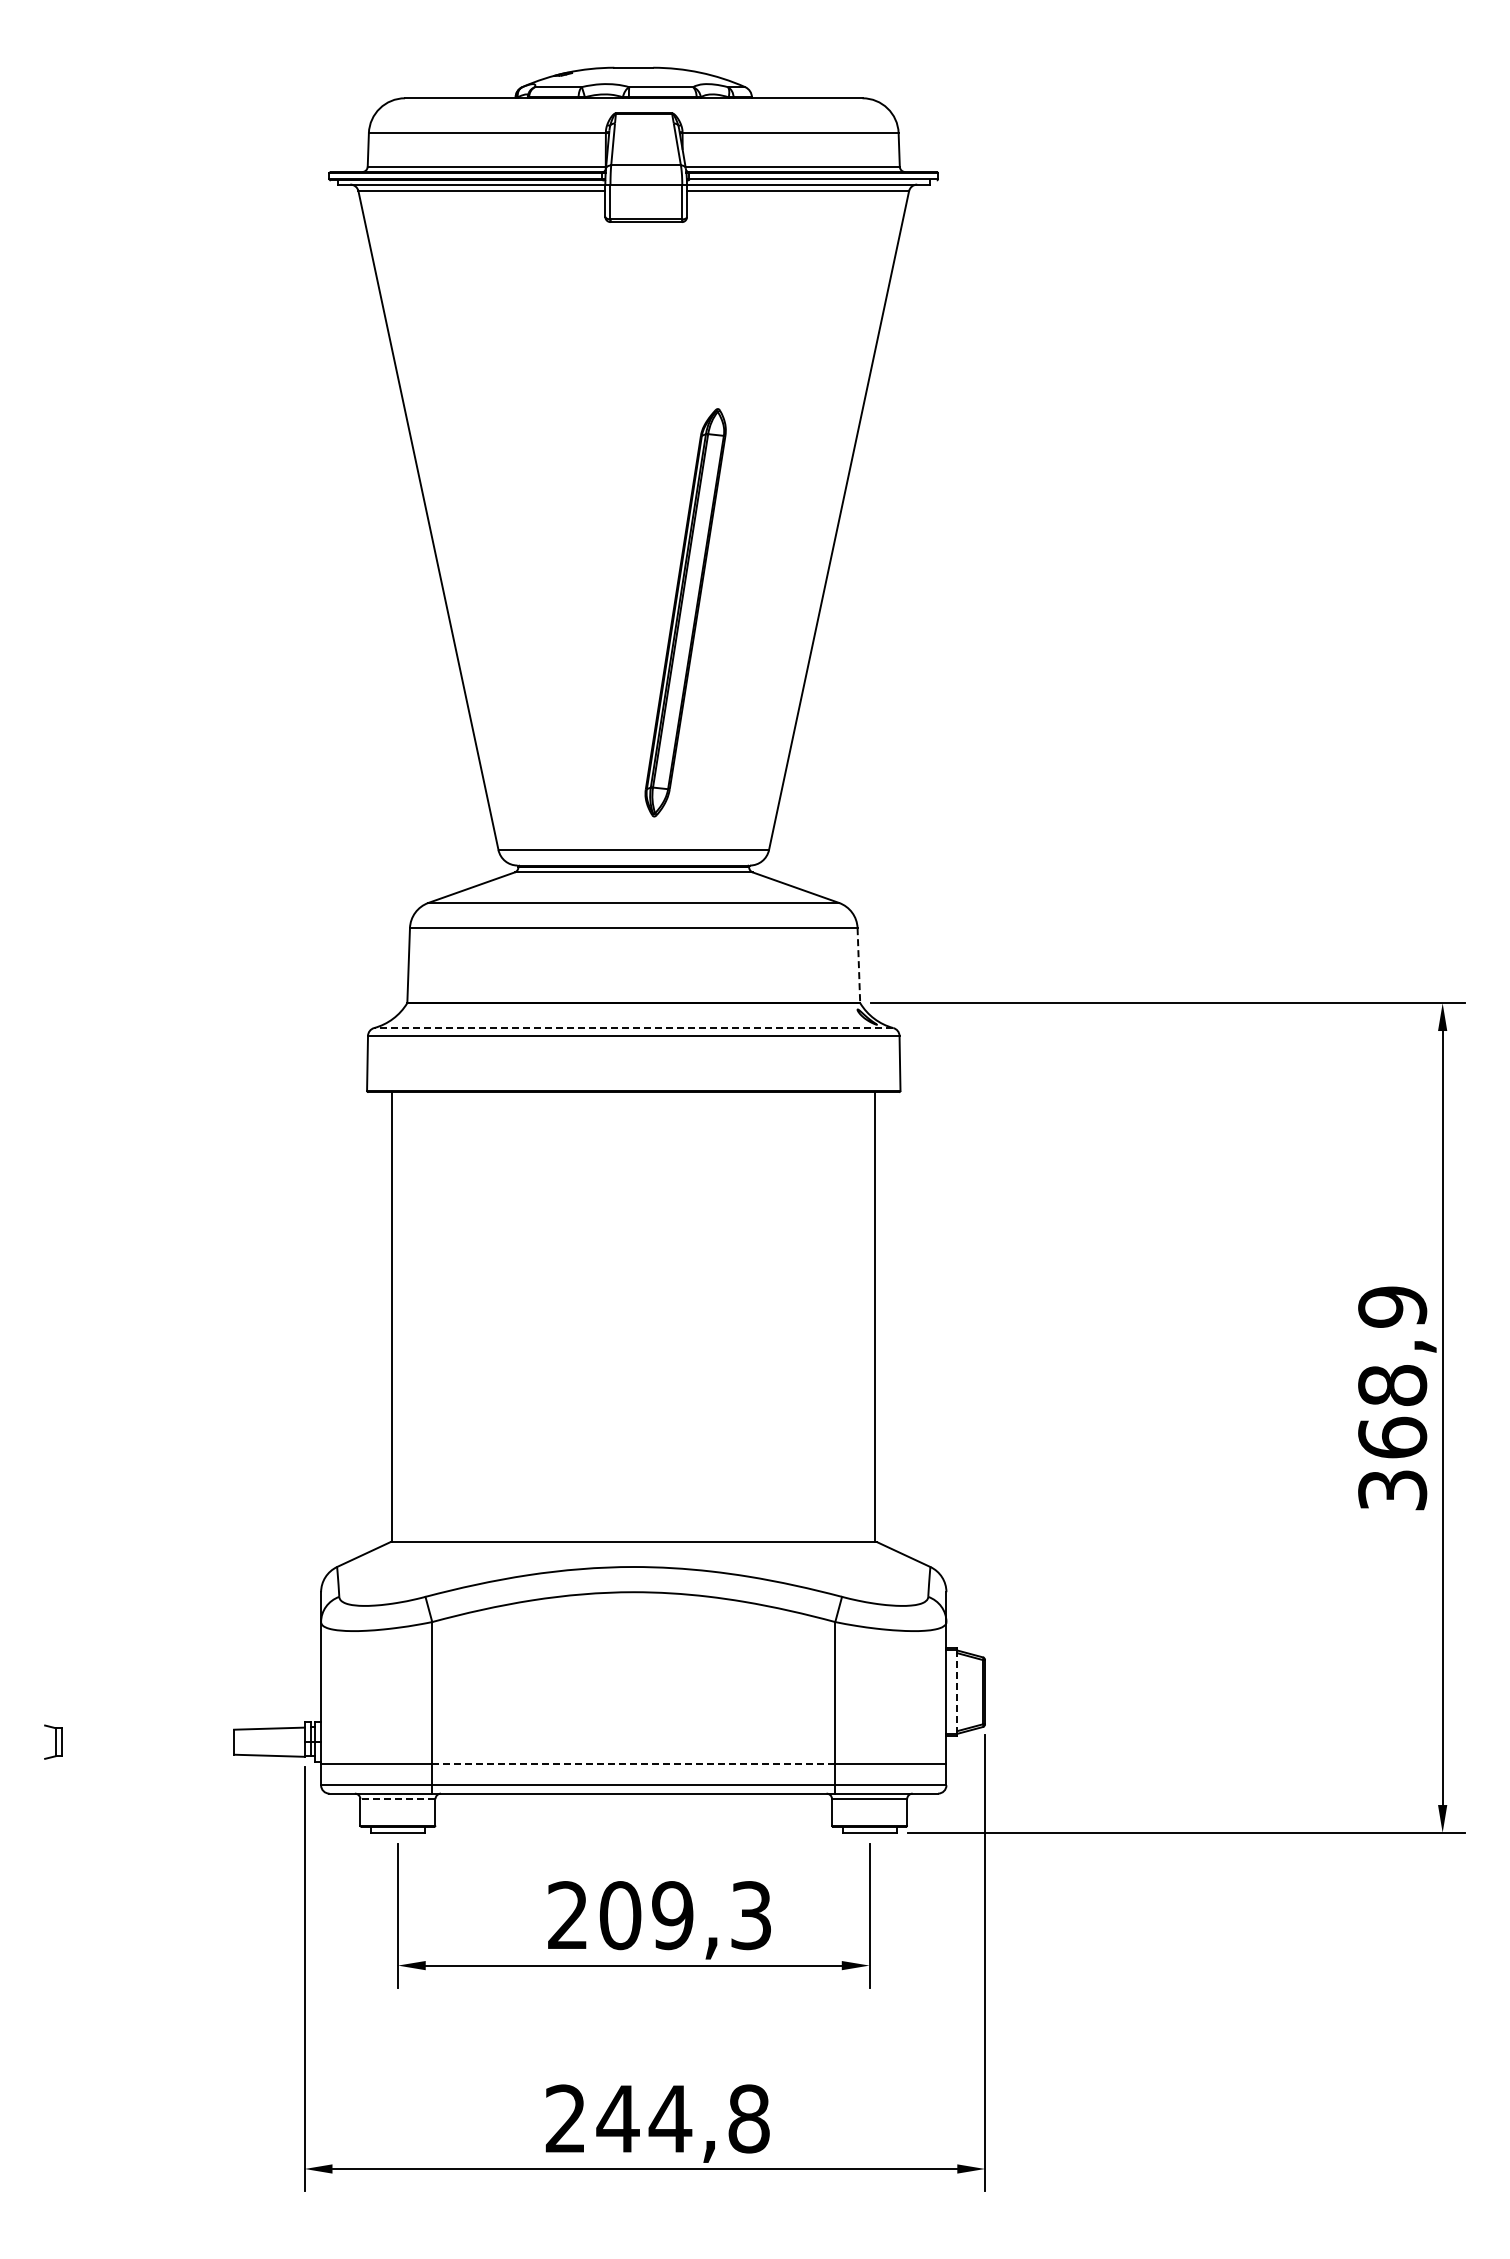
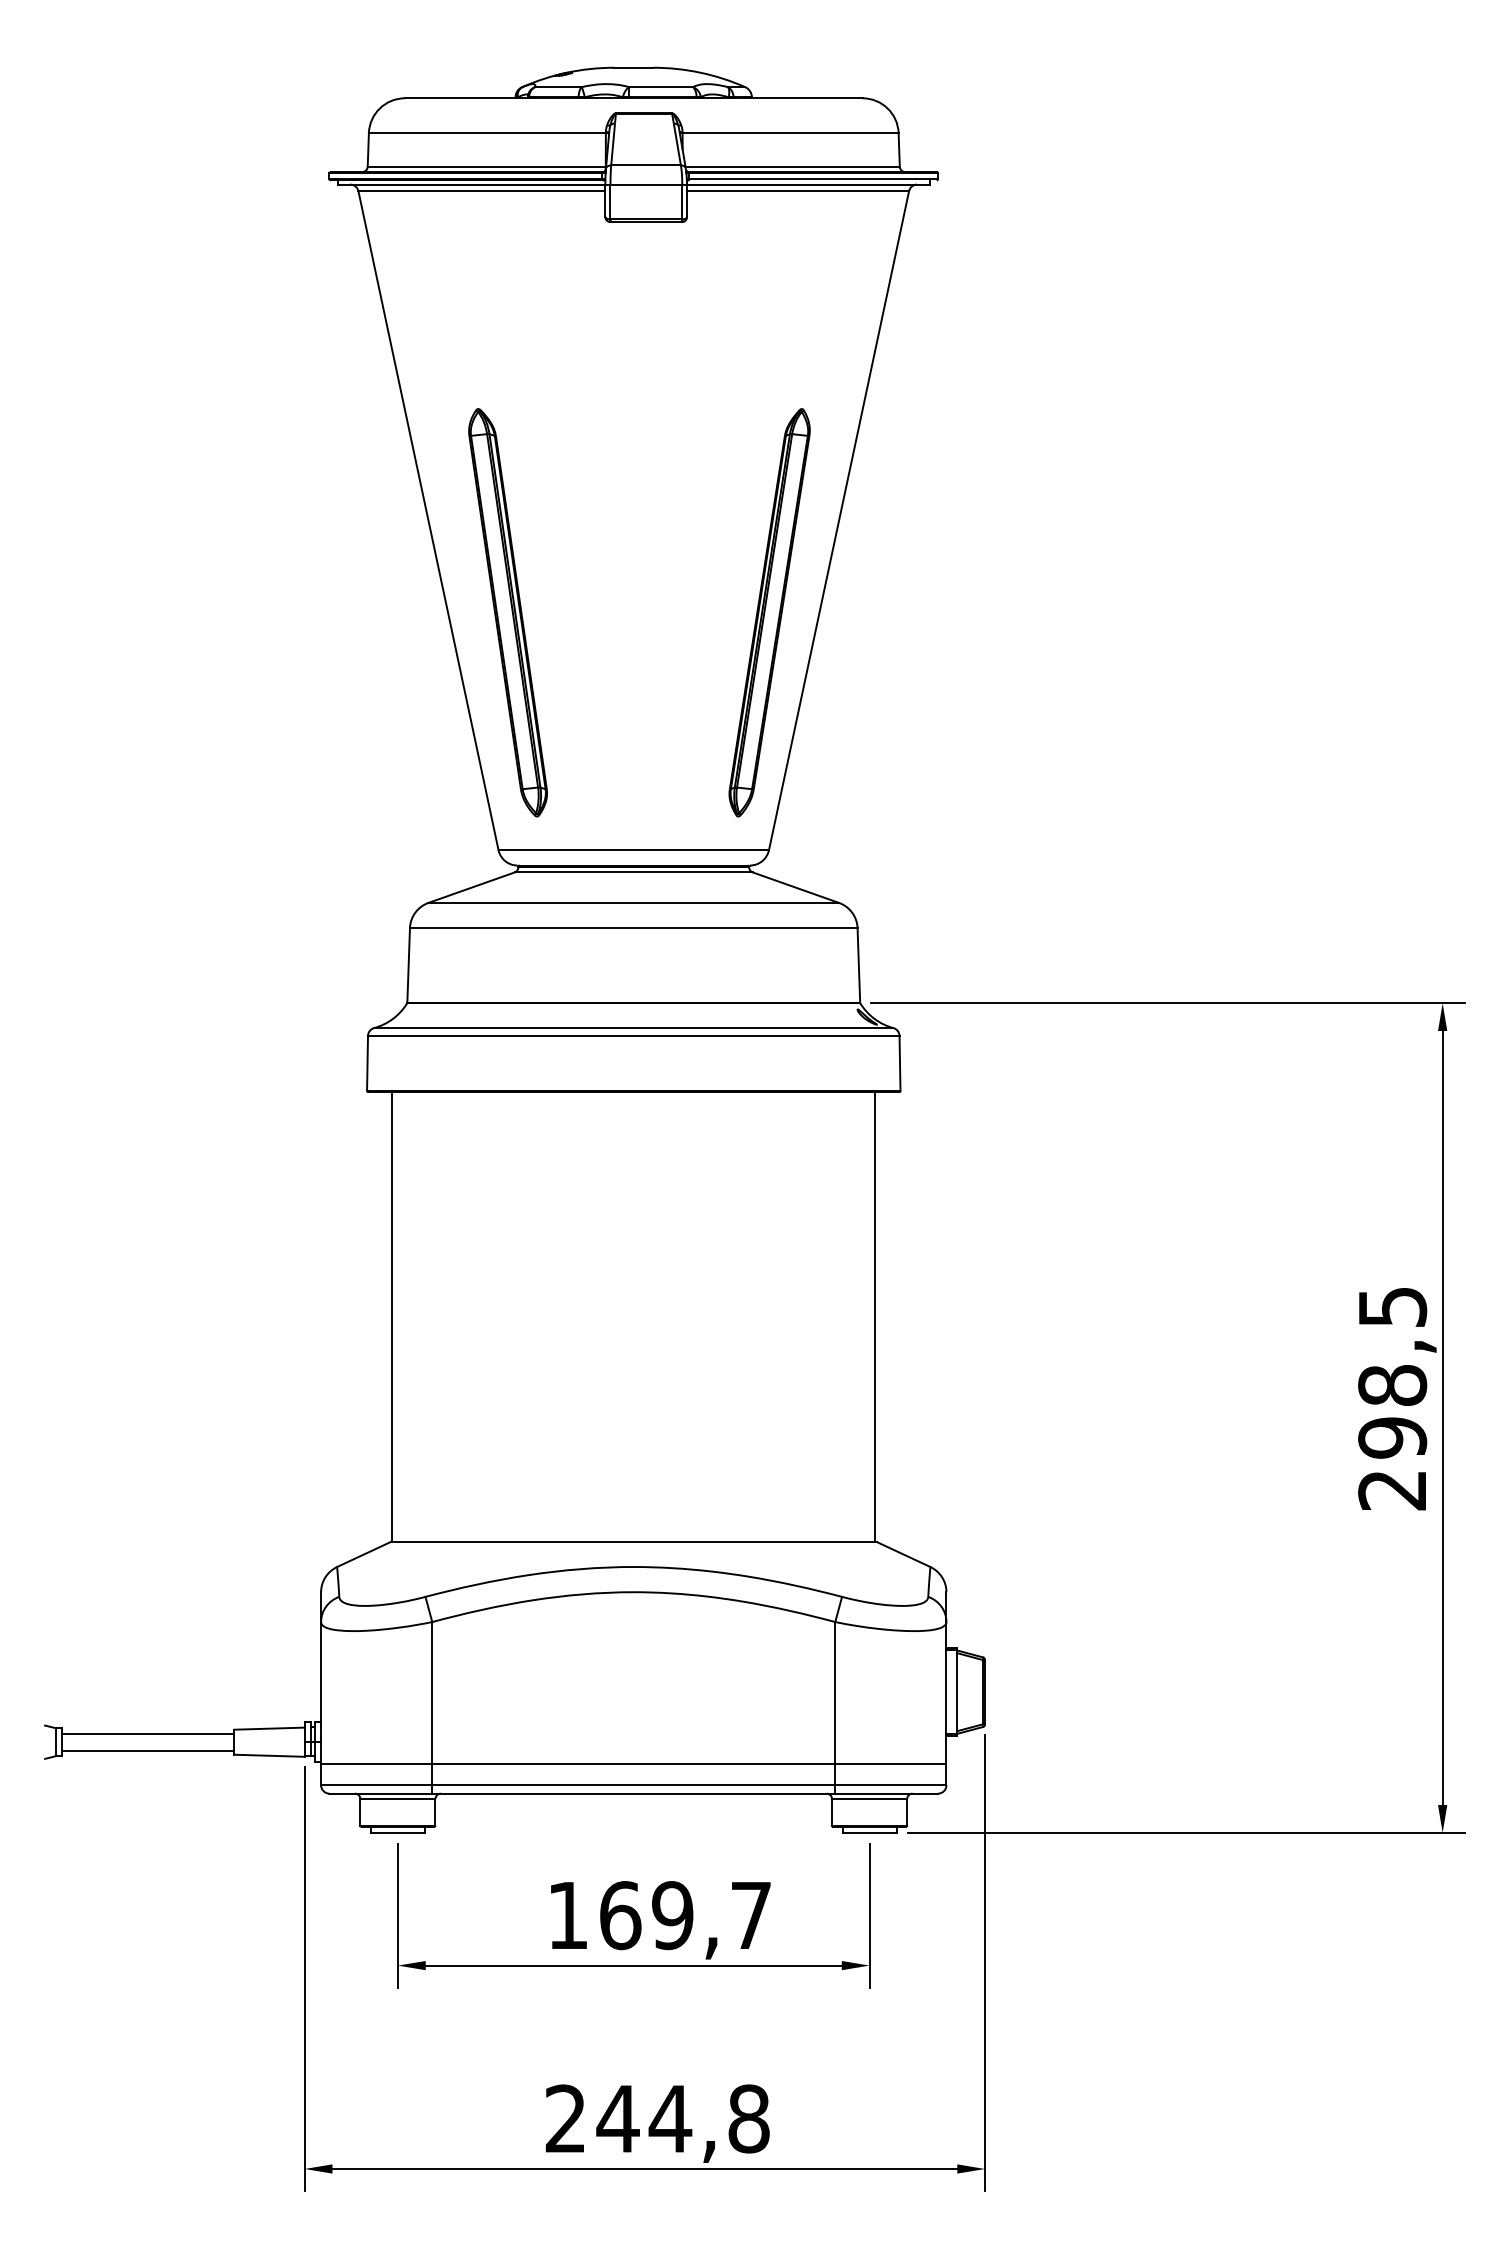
part: none -> present (507, 612)
part position: (685, 612) -> (769, 612) (769, 612)
line: dashed -> solid (858, 966)
line: dashed -> solid (633, 1028)
text: 368,9 -> 298,5 (1392, 1398)
line: dashed -> solid (957, 1692)
line: none -> present (147, 1733)
line: none -> present (147, 1750)
line: dashed -> solid (633, 1764)
line: dashed -> solid (397, 1799)
text: 209,3 -> 169,7 (659, 1915)
